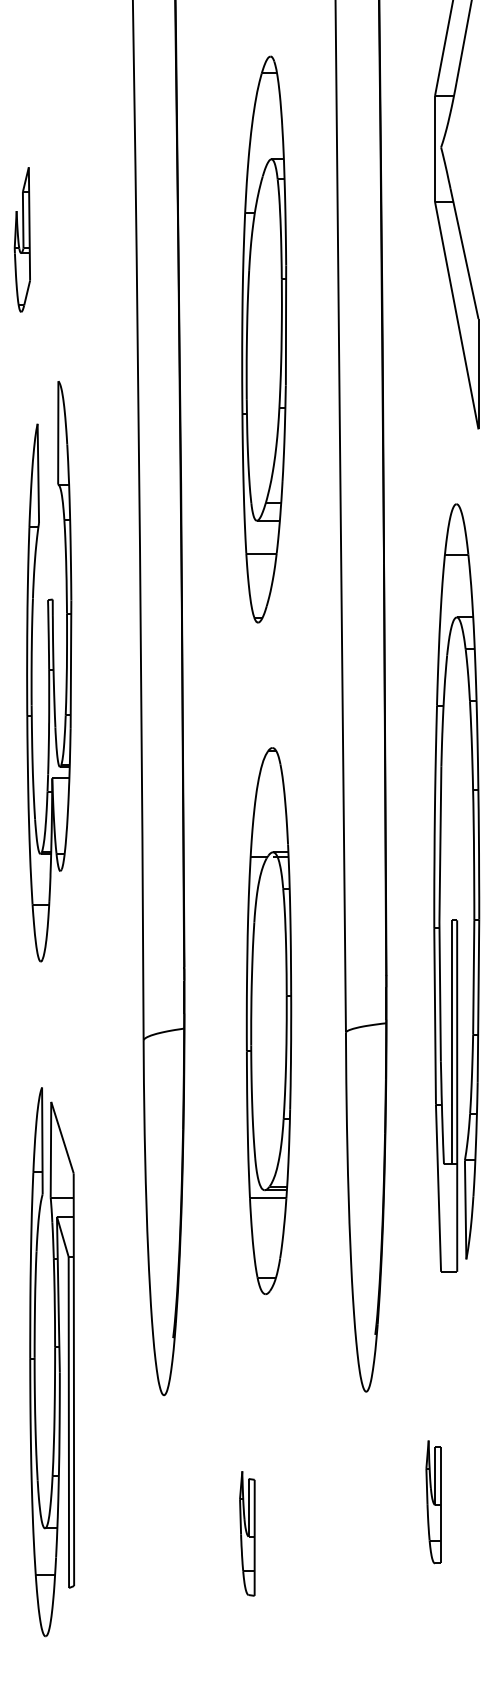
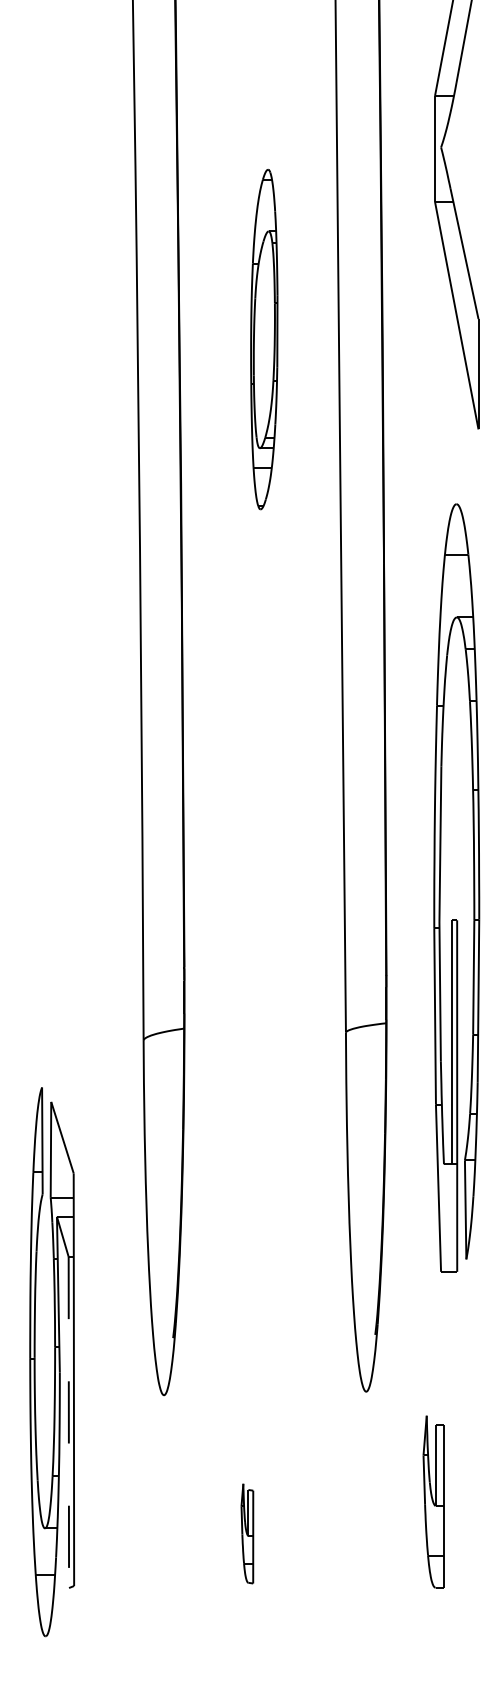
part: present -> none (21, 239)
part size: 47x569 px -> 29x342 px (264, 339)
part: present -> none (49, 671)
part: present -> none (268, 1020)
line: solid -> dashed (68, 1422)
part size: 17x125 px -> 23x174 px (433, 1501)
part size: 17x126 px -> 15x102 px (247, 1533)
